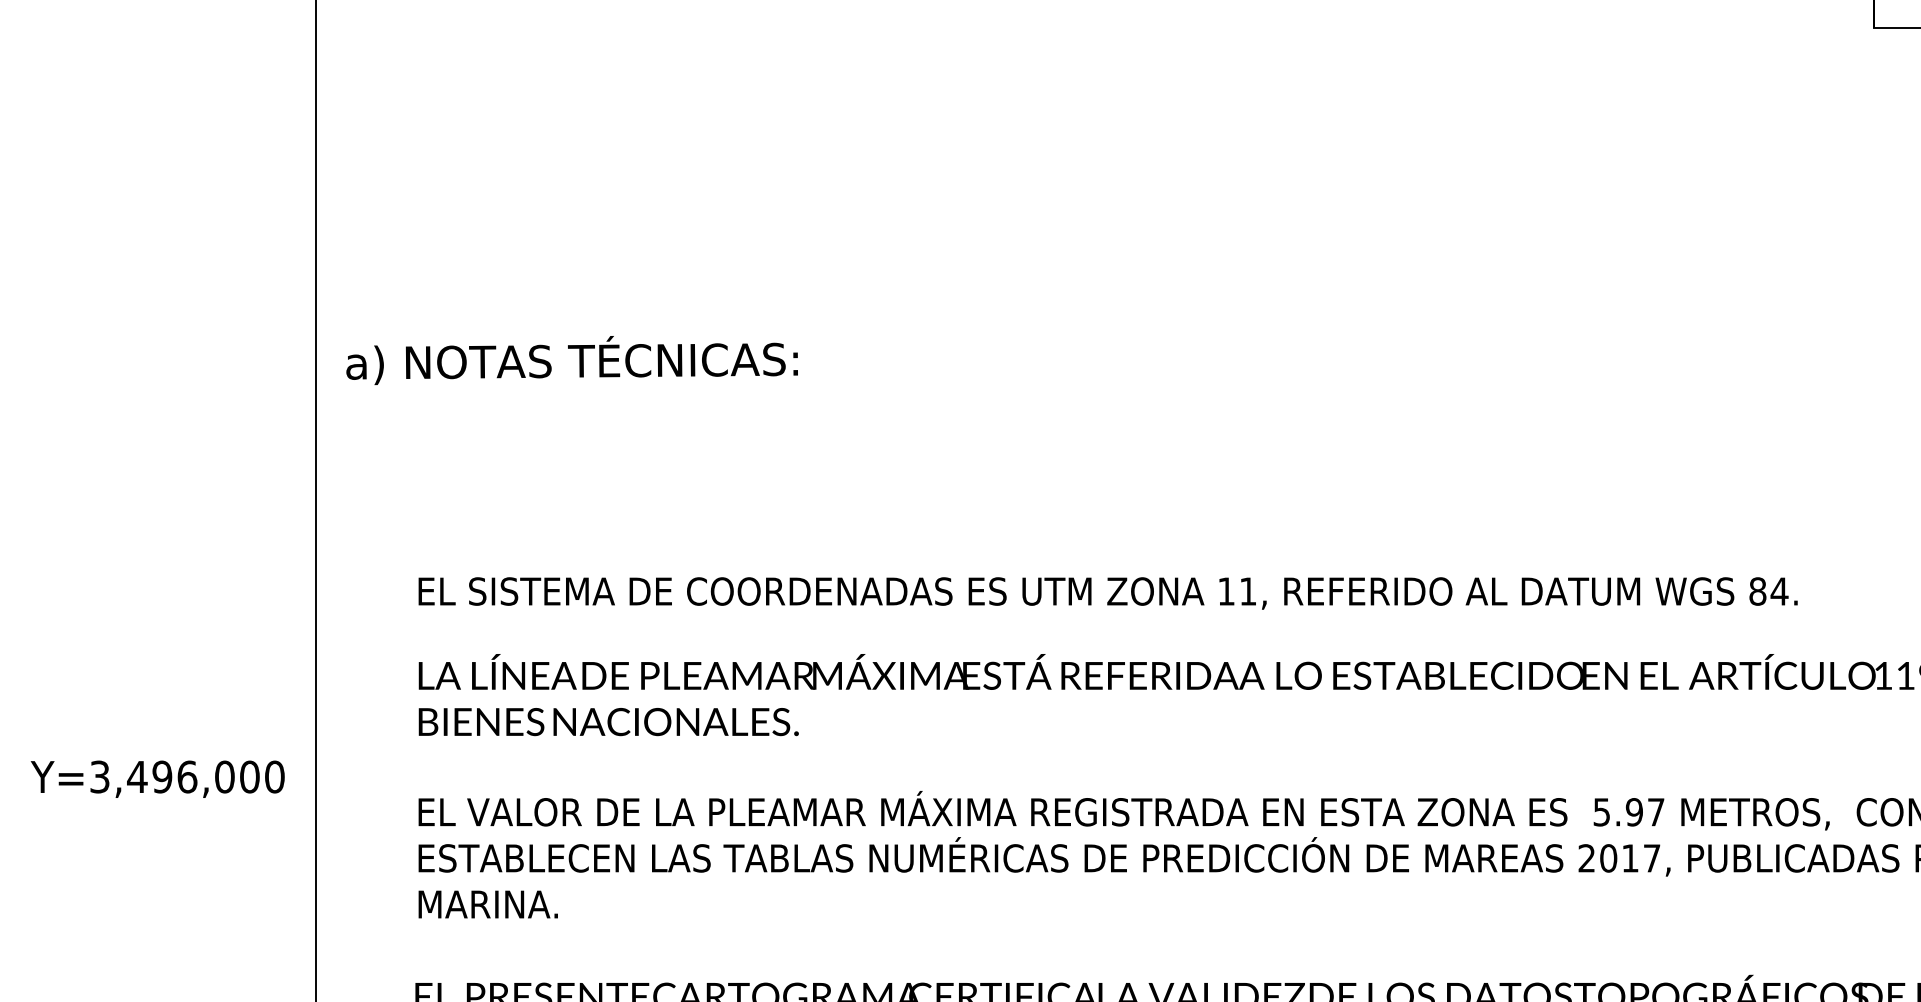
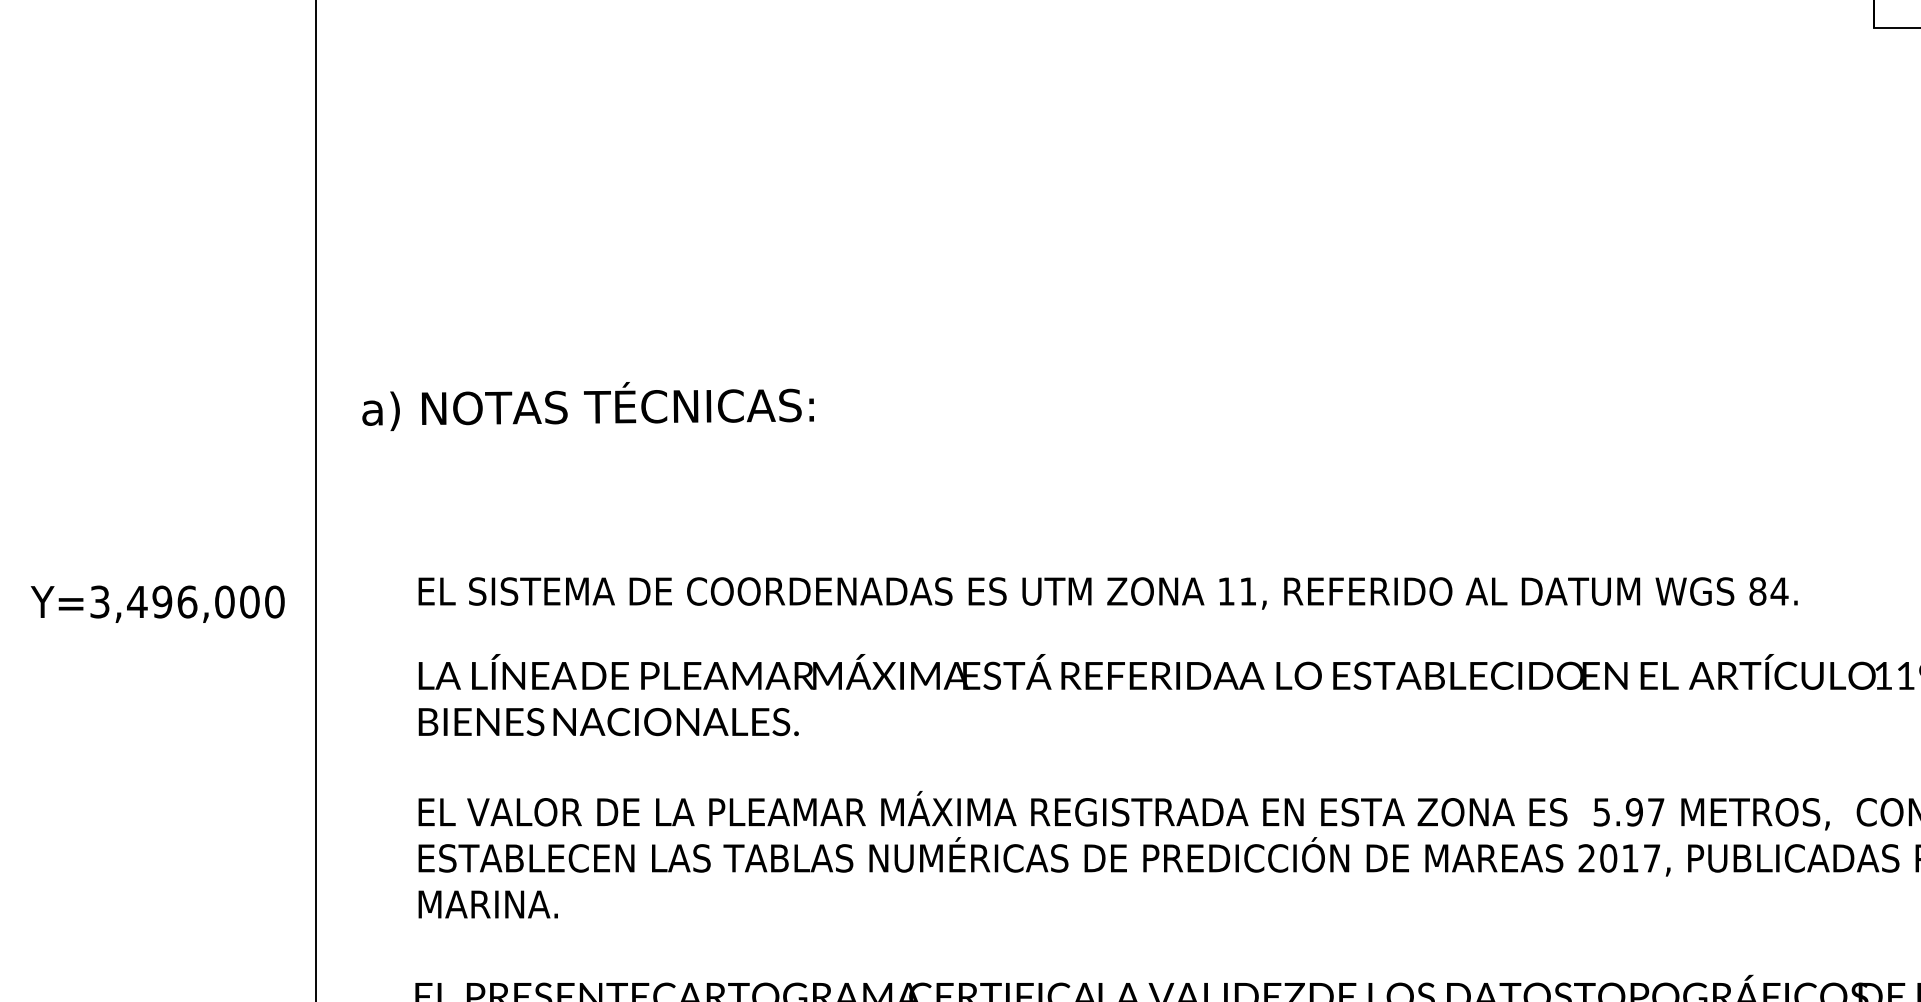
text position: (571, 360) -> (587, 406) (587, 406)
text position: (157, 778) -> (157, 603) (157, 603)
